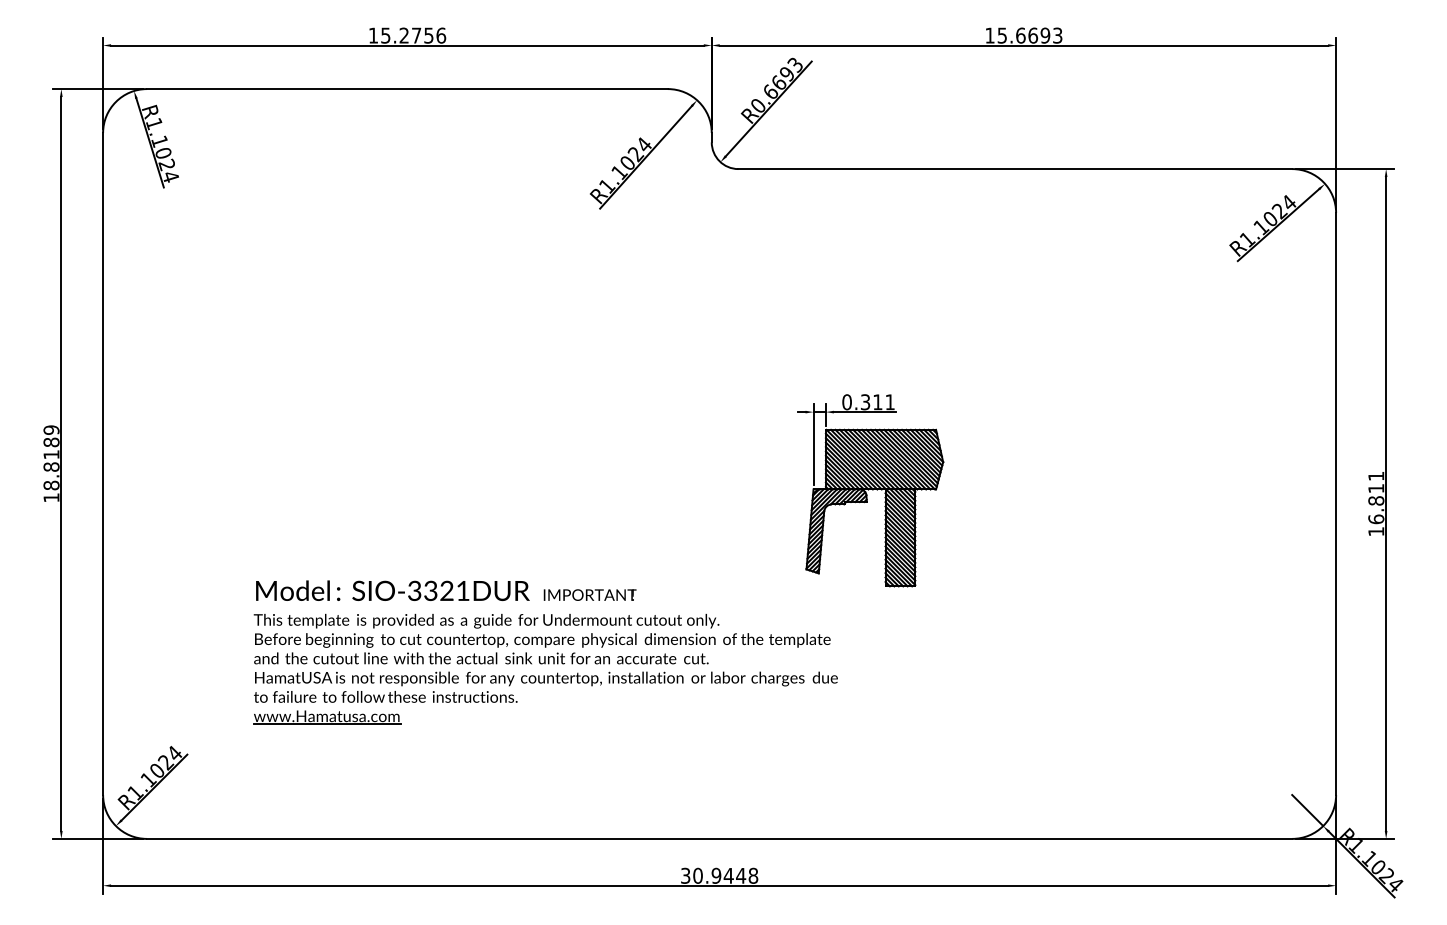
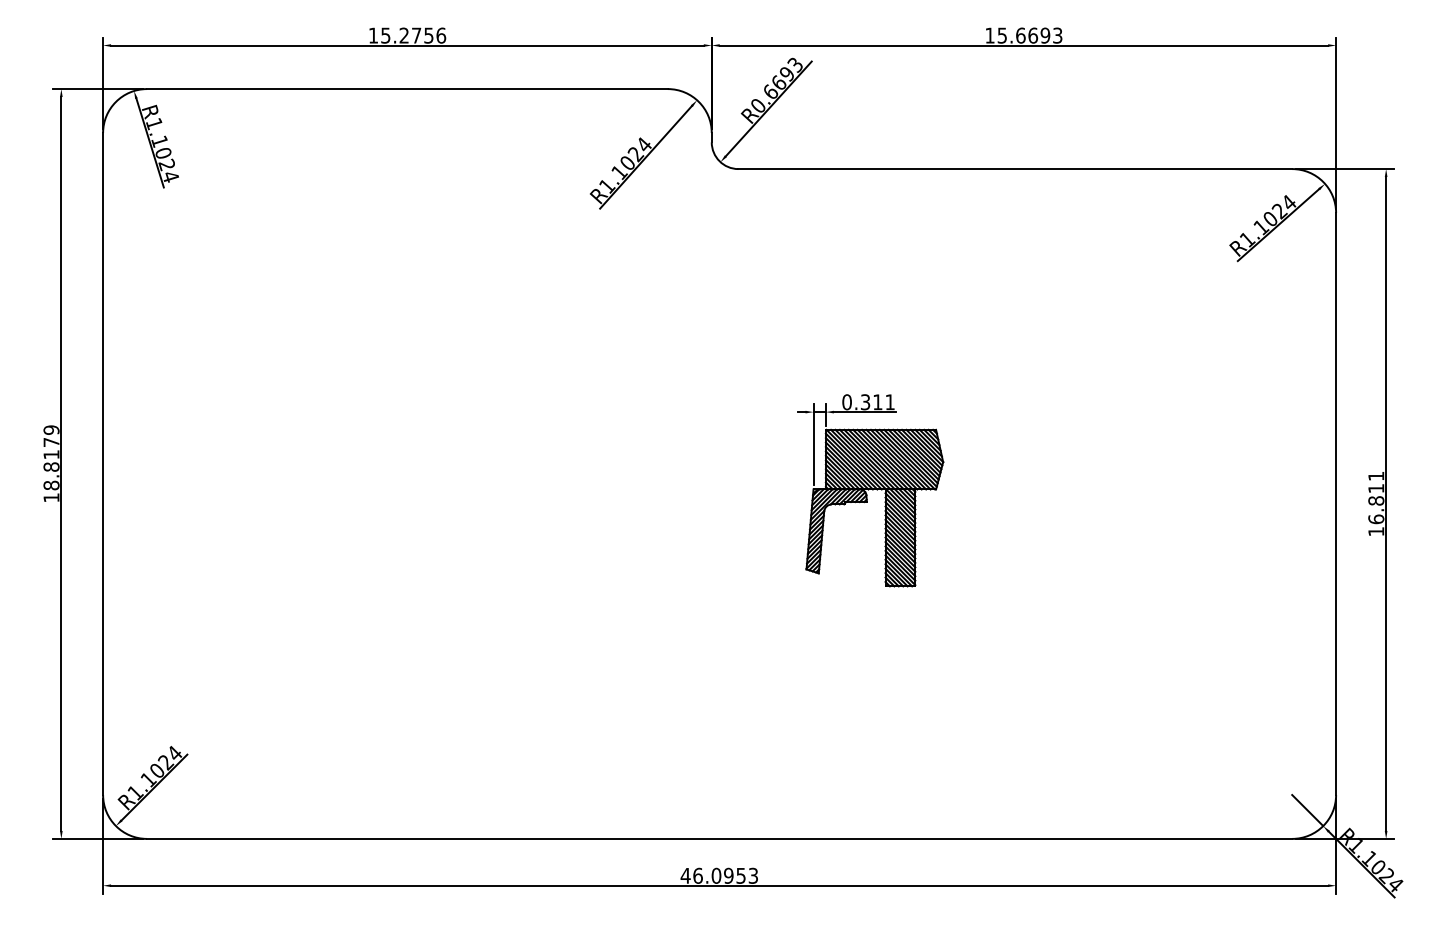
text: 18.8189 -> 18.8179 (51, 442)
part: present -> none (545, 652)
text: 30.9448 -> 46.0953 (719, 875)
